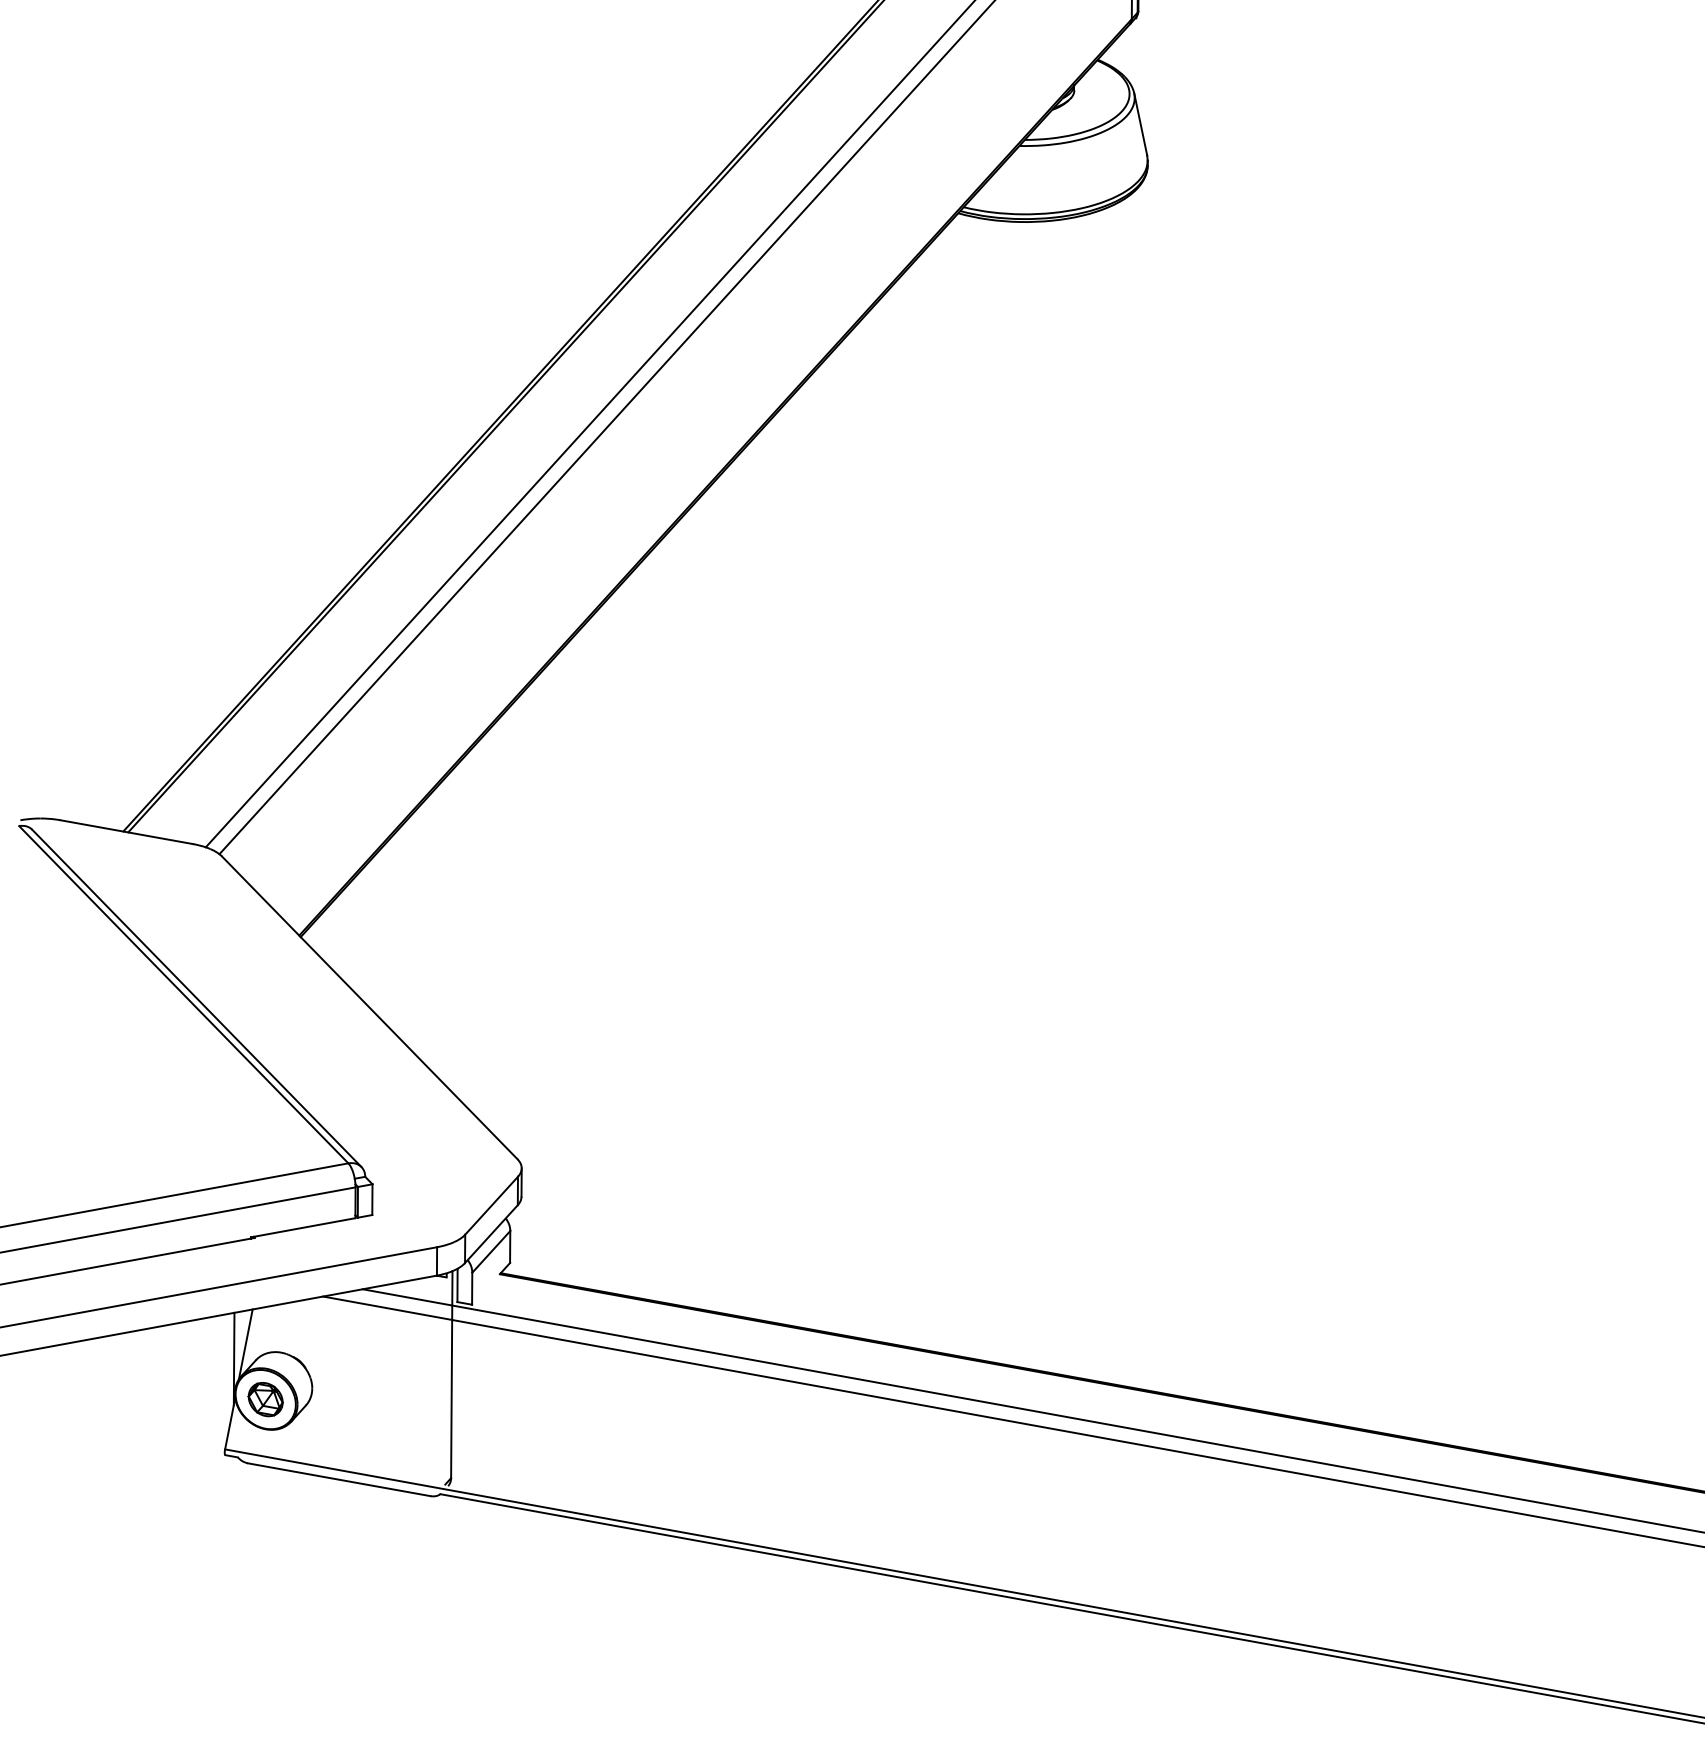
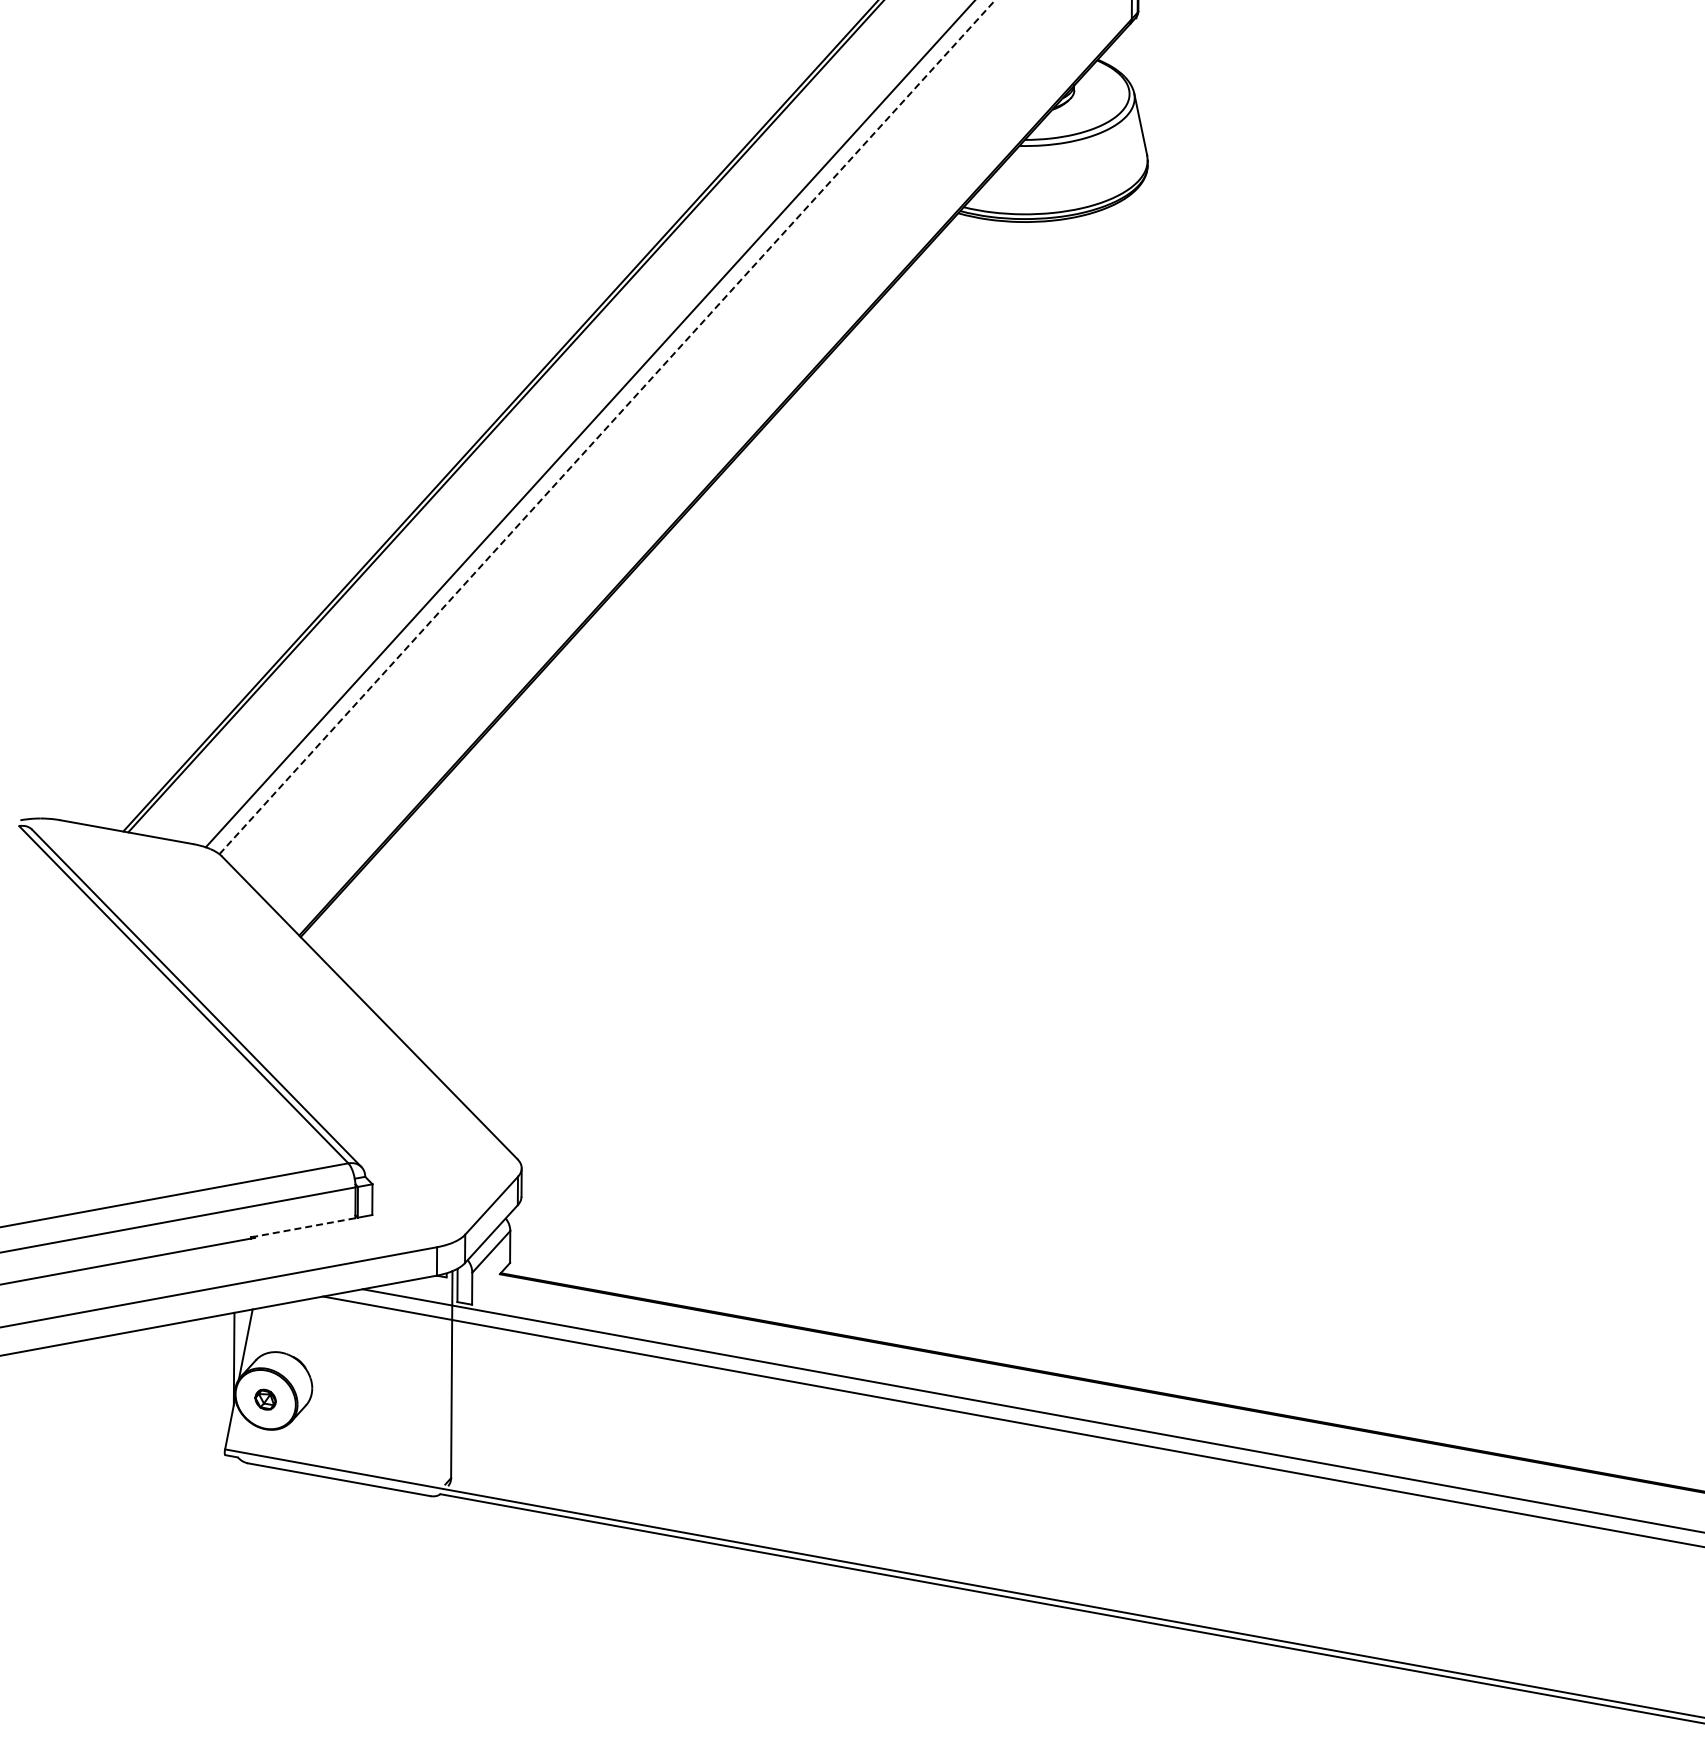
line: solid -> dashed (607, 427)
line: solid -> dashed (303, 1227)
part size: 37x36 px -> 23x23 px (265, 1399)
